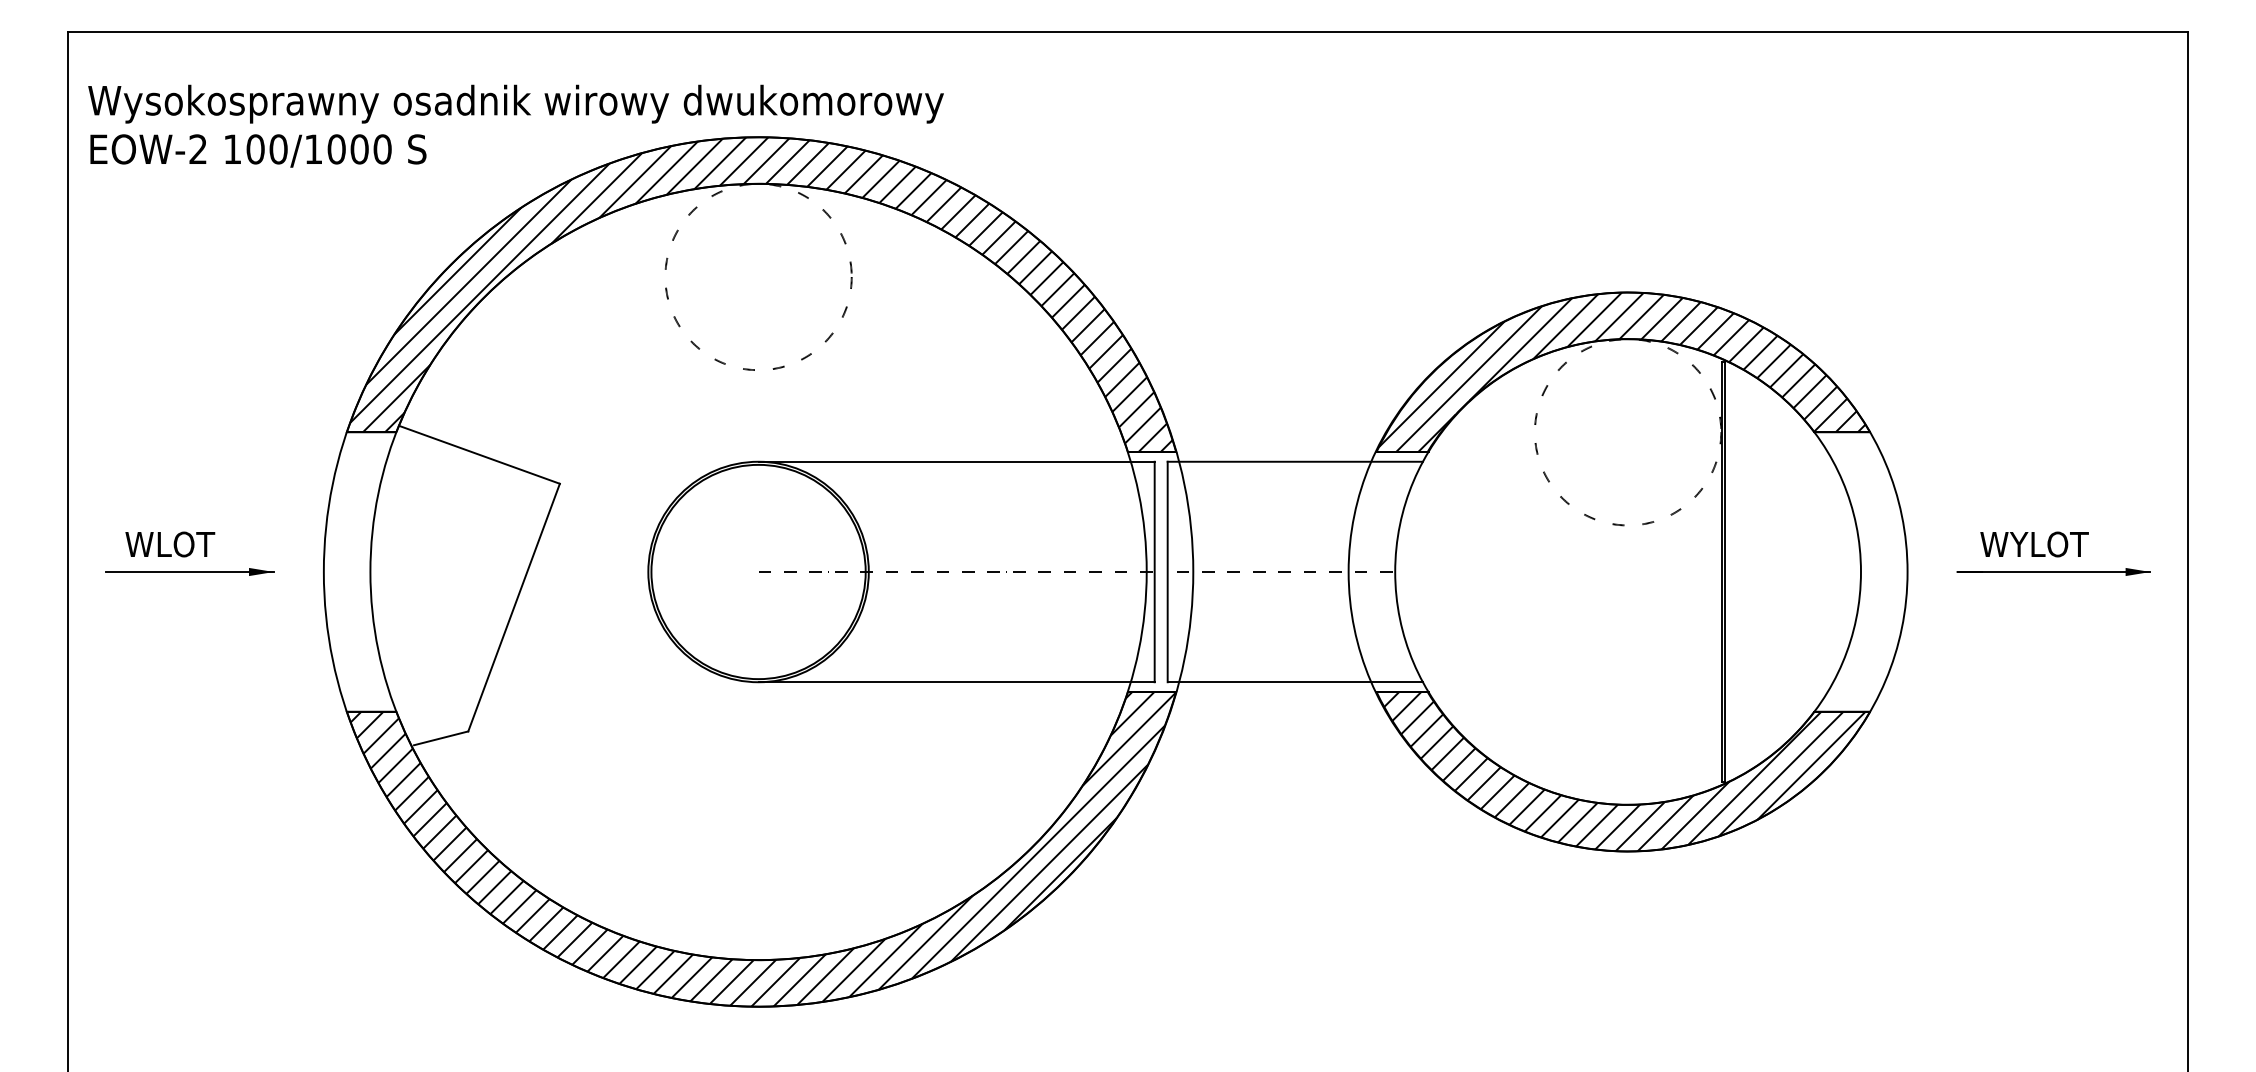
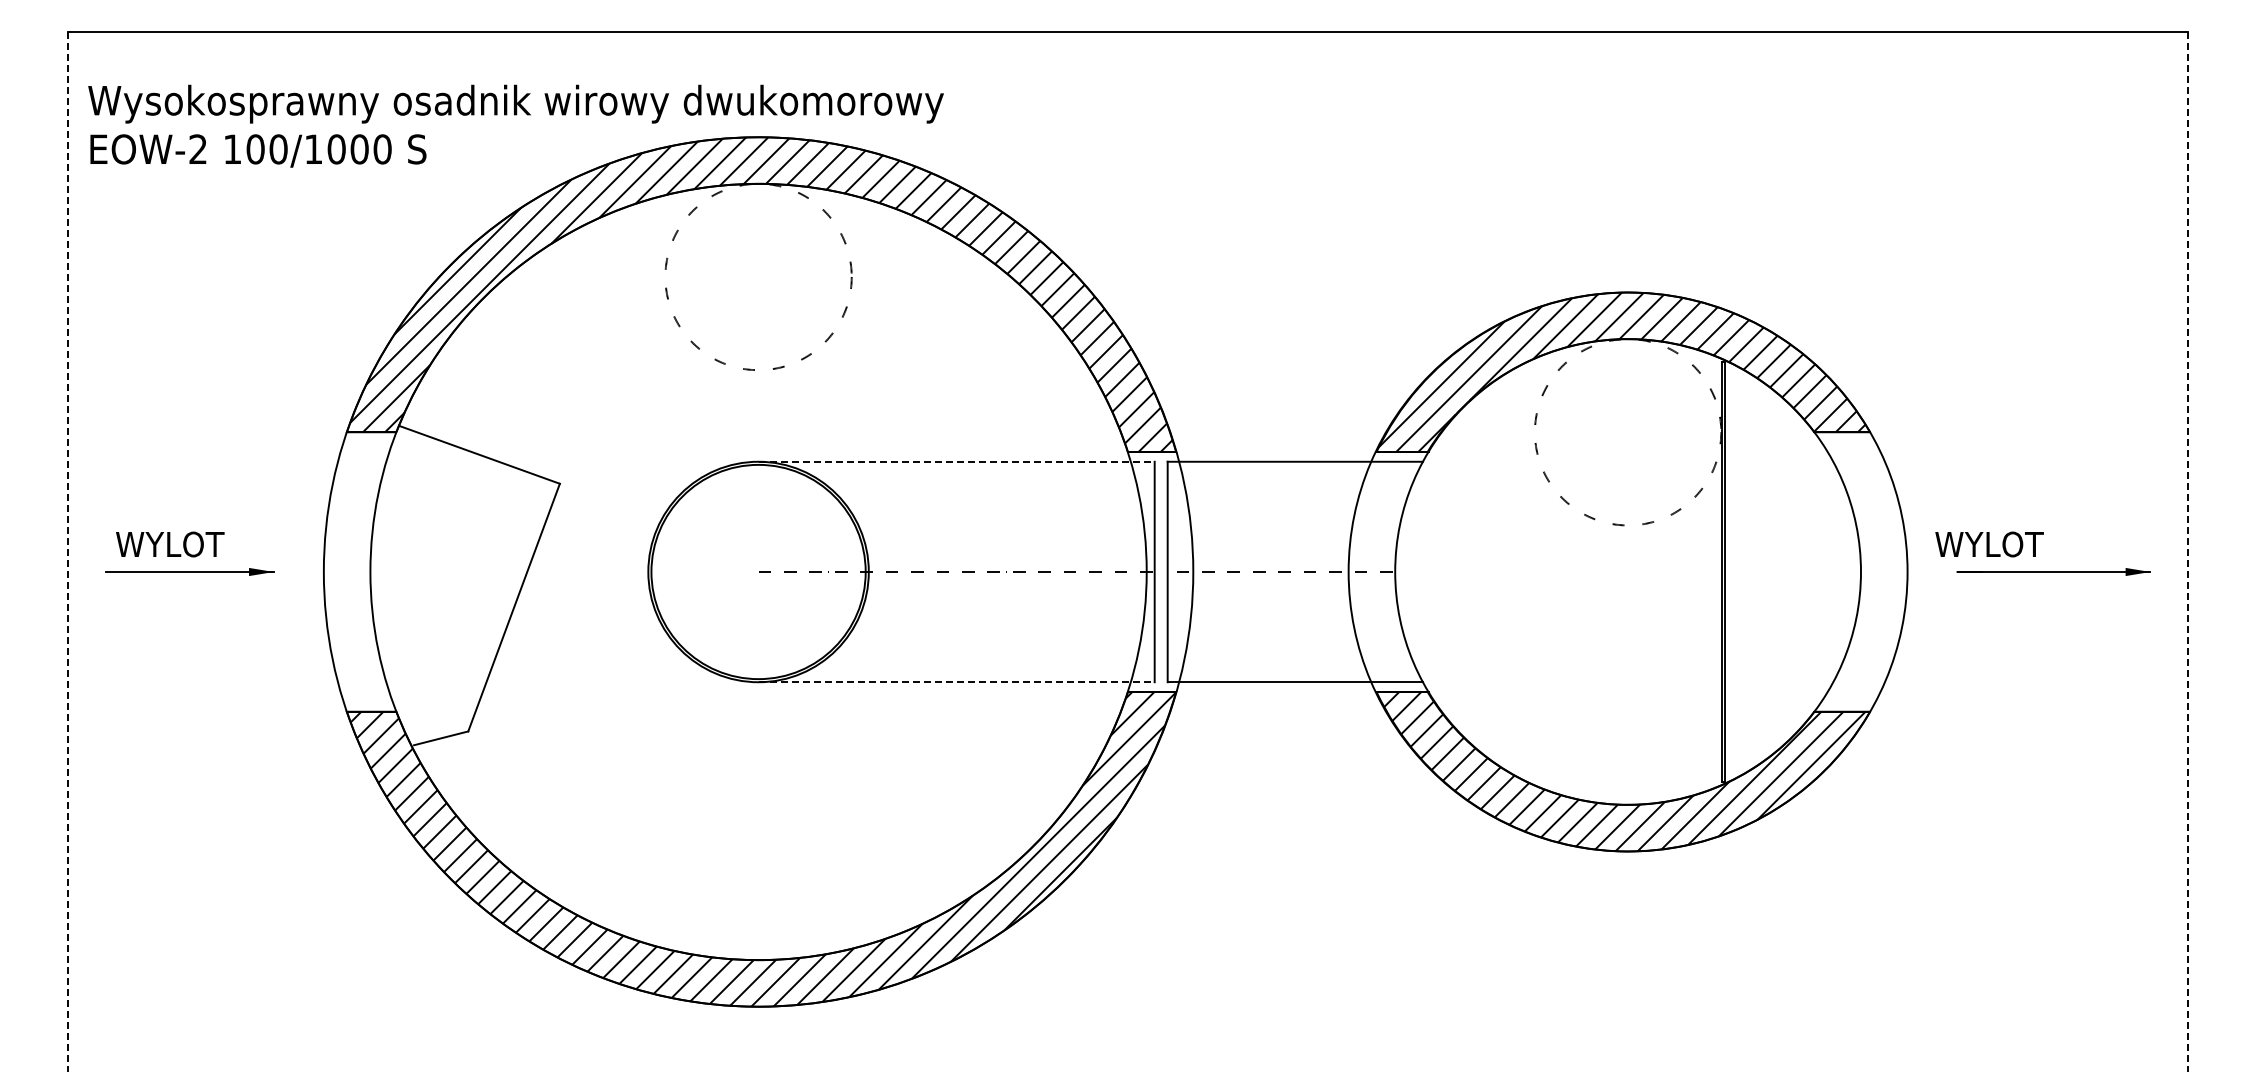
line: solid -> dashed (957, 461)
text: WLOT -> WYLOT (170, 544)
text position: (2034, 544) -> (1989, 544) (1989, 544)
line: solid -> dashed (67, 552)
line: solid -> dashed (2188, 552)
line: solid -> dashed (957, 682)
